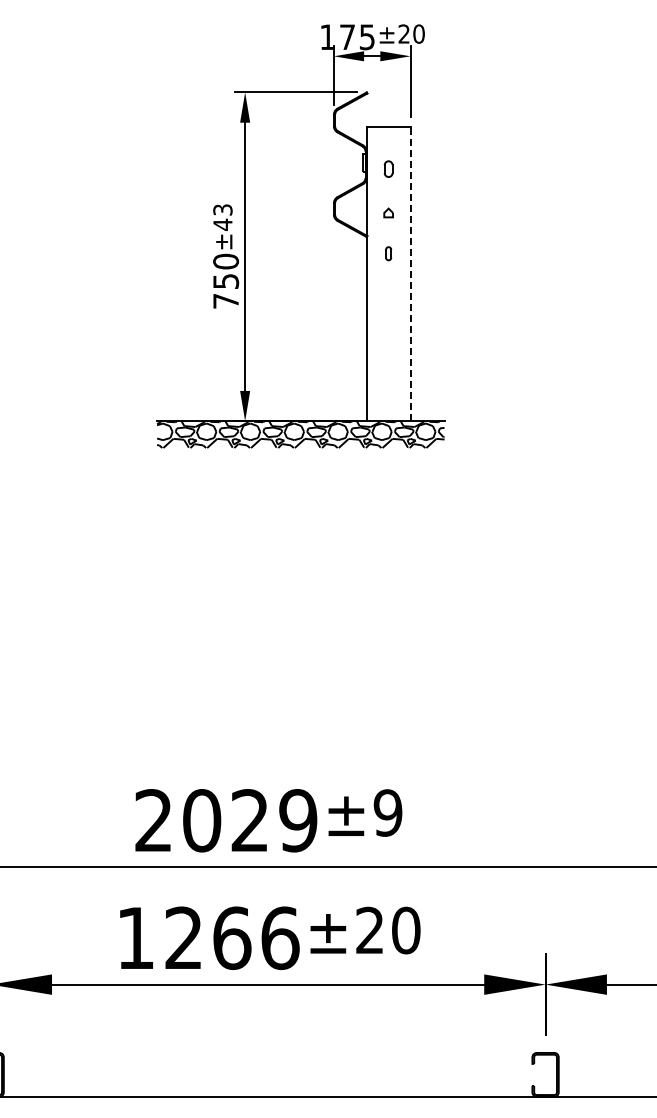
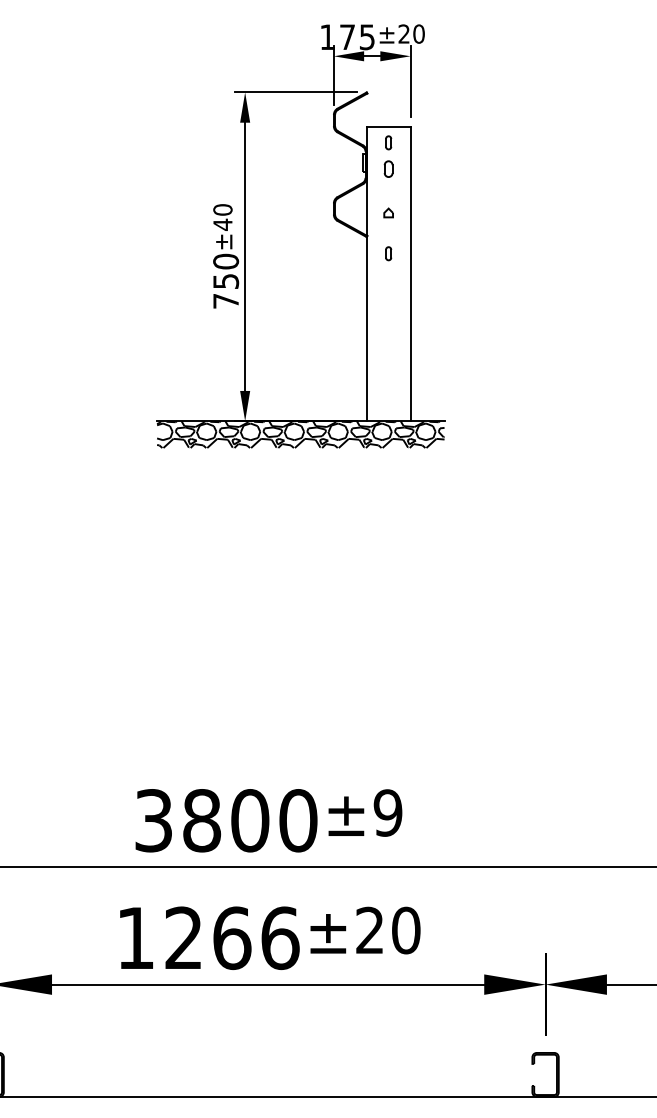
part: none -> present (388, 142)
text: ±43 -> ±40 (222, 209)
line: dashed -> solid (410, 273)
text: 2029 -> 3800 (226, 820)
